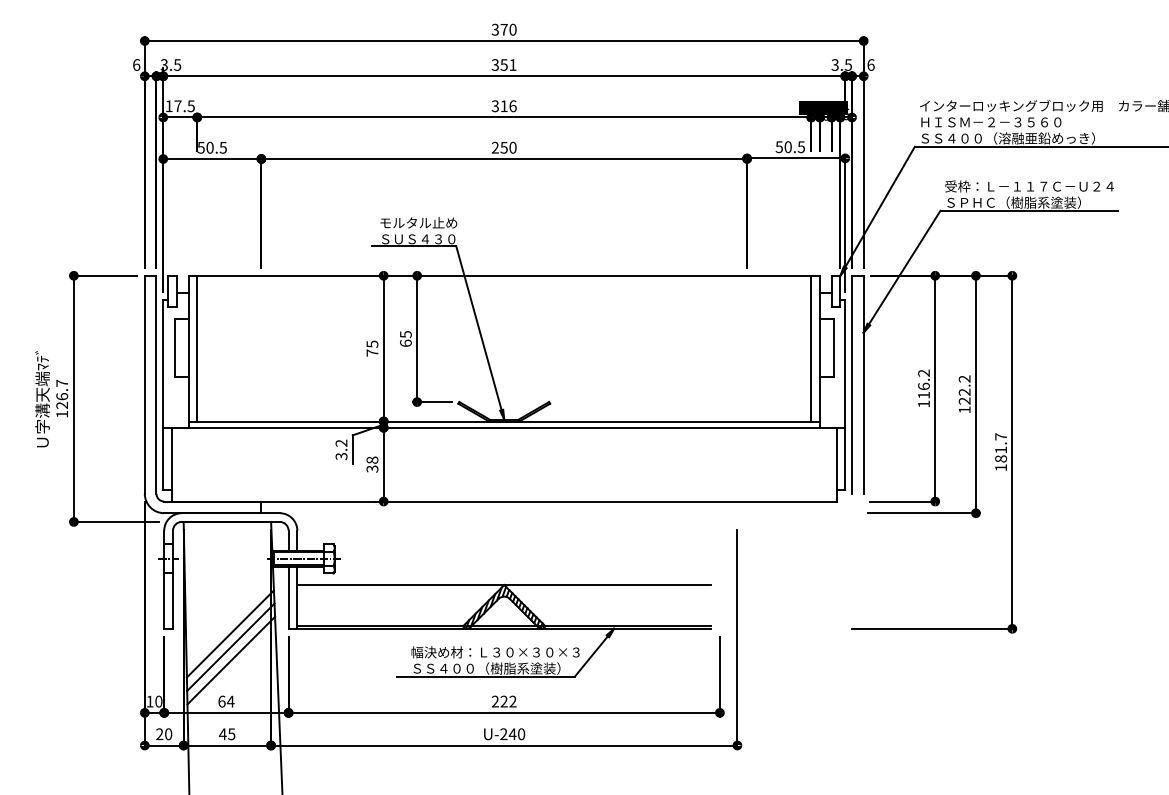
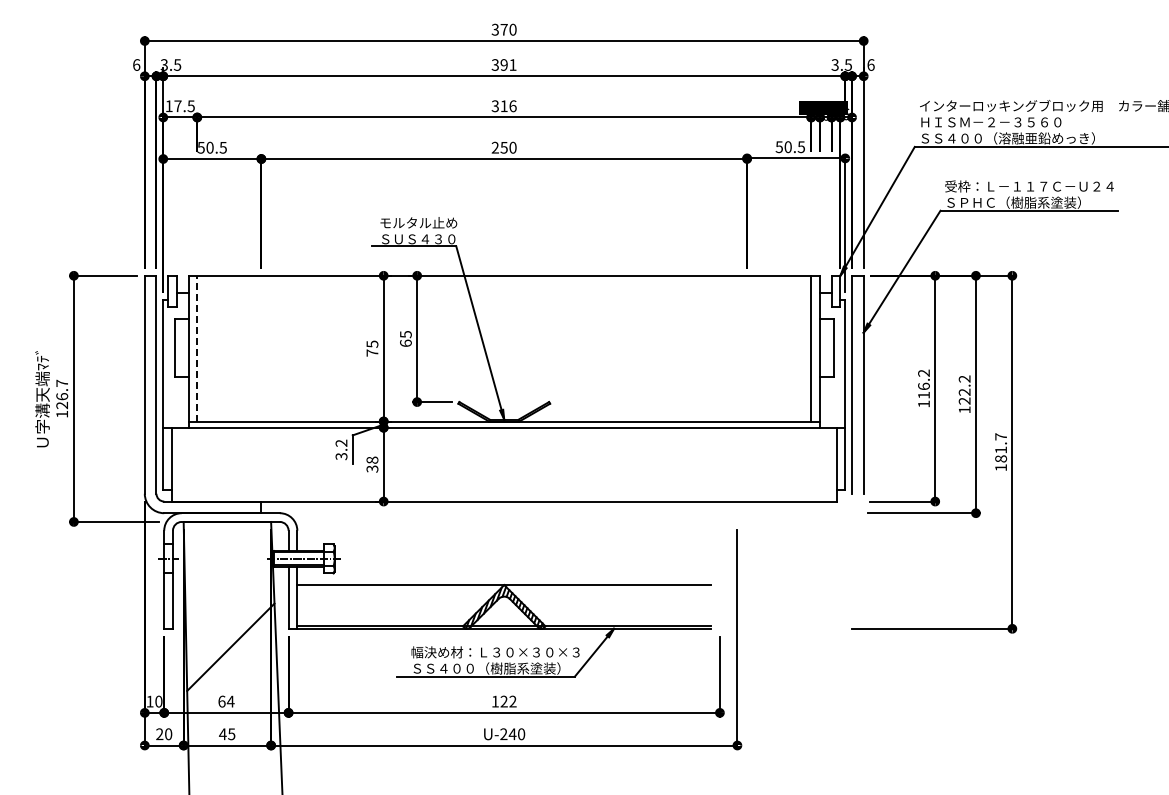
text: 351 -> 391 (503, 64)
line: solid -> dashed (197, 348)
line: present -> none (229, 633)
line: present -> none (231, 660)
text: 222 -> 122 (494, 701)
